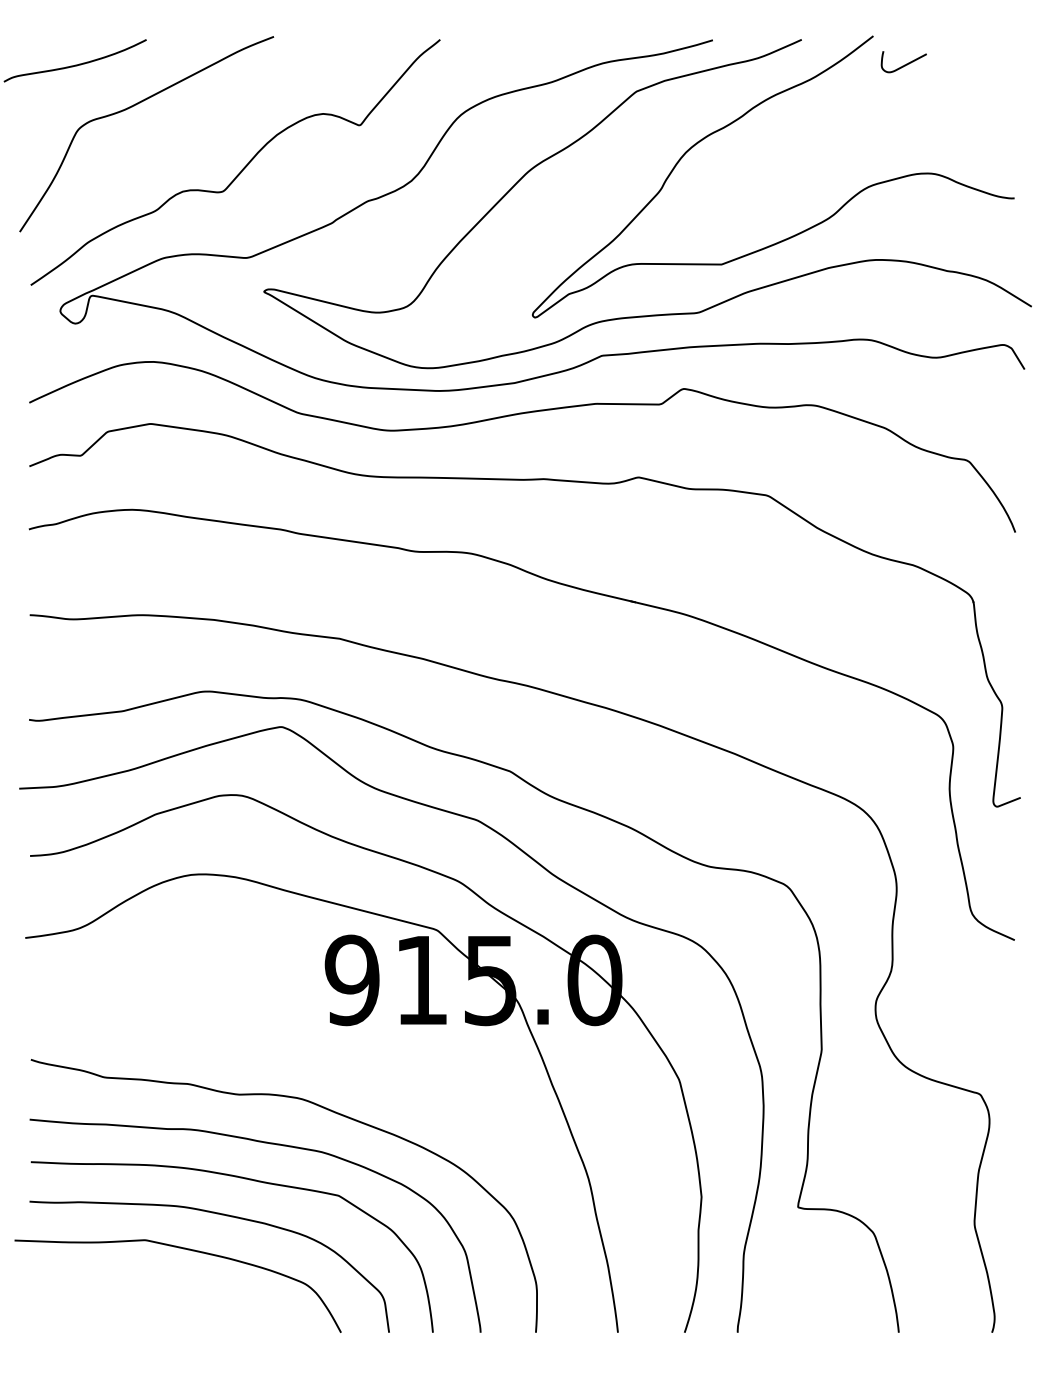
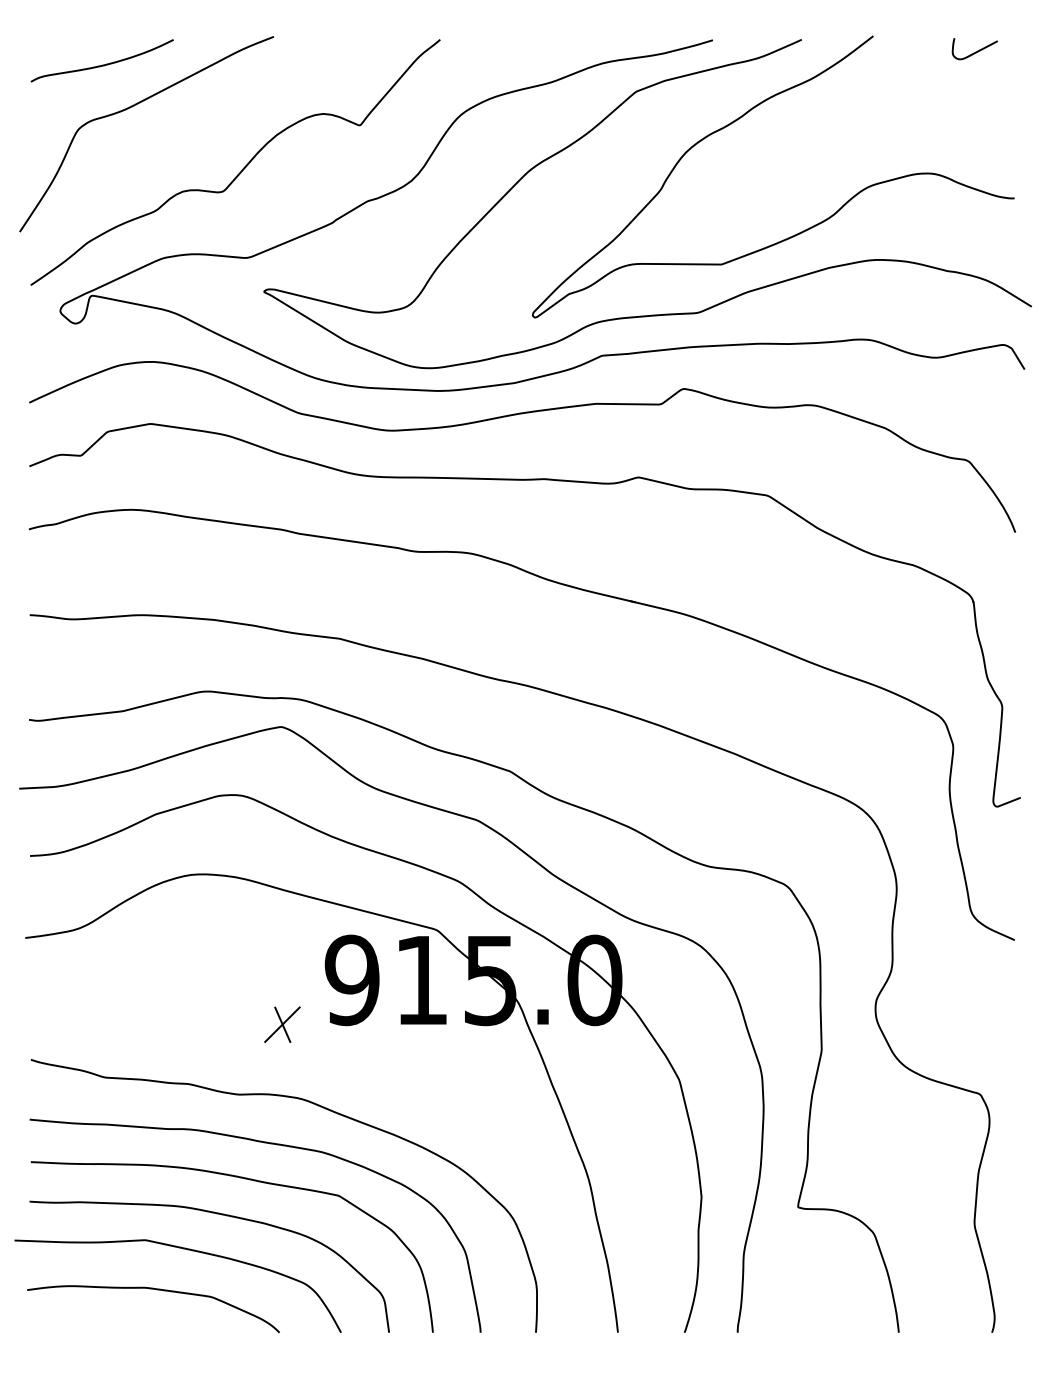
curve position: (75, 64) -> (102, 64) (102, 64)
curve position: (904, 64) -> (975, 51) (975, 51)
part: none -> present (282, 1024)
curve: none -> present (156, 1290)
